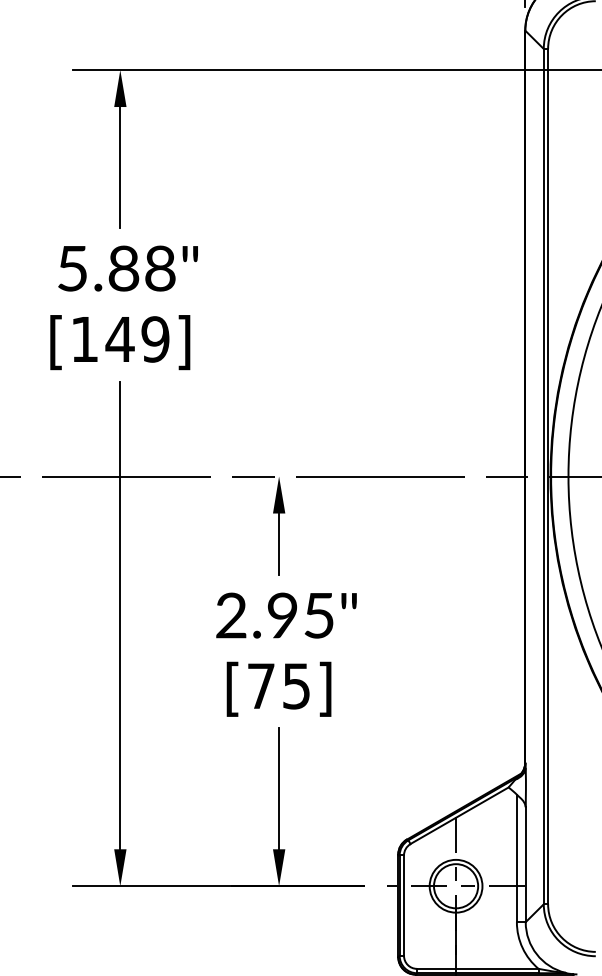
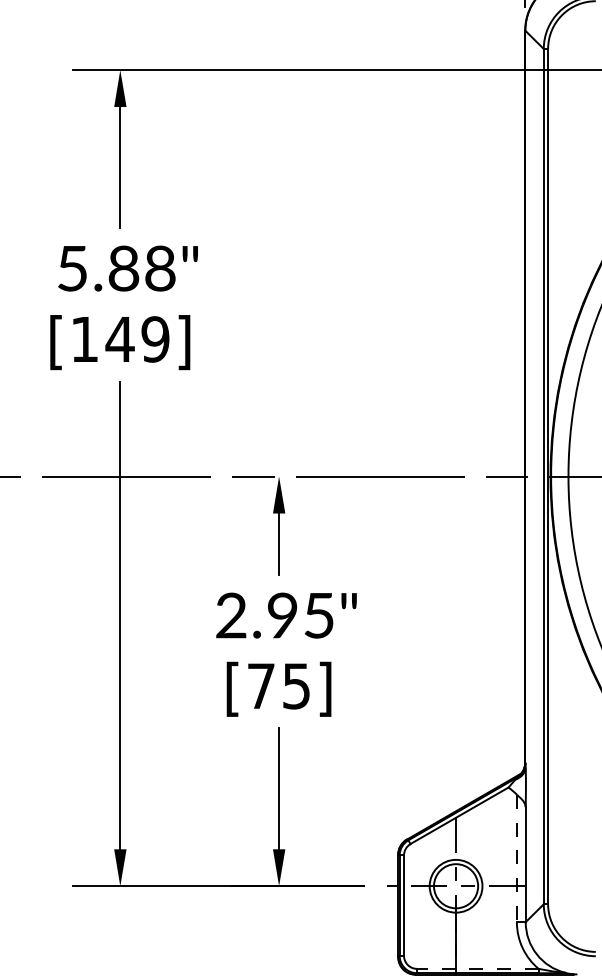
line: solid -> dashed (517, 858)
line: solid -> dashed (477, 968)
